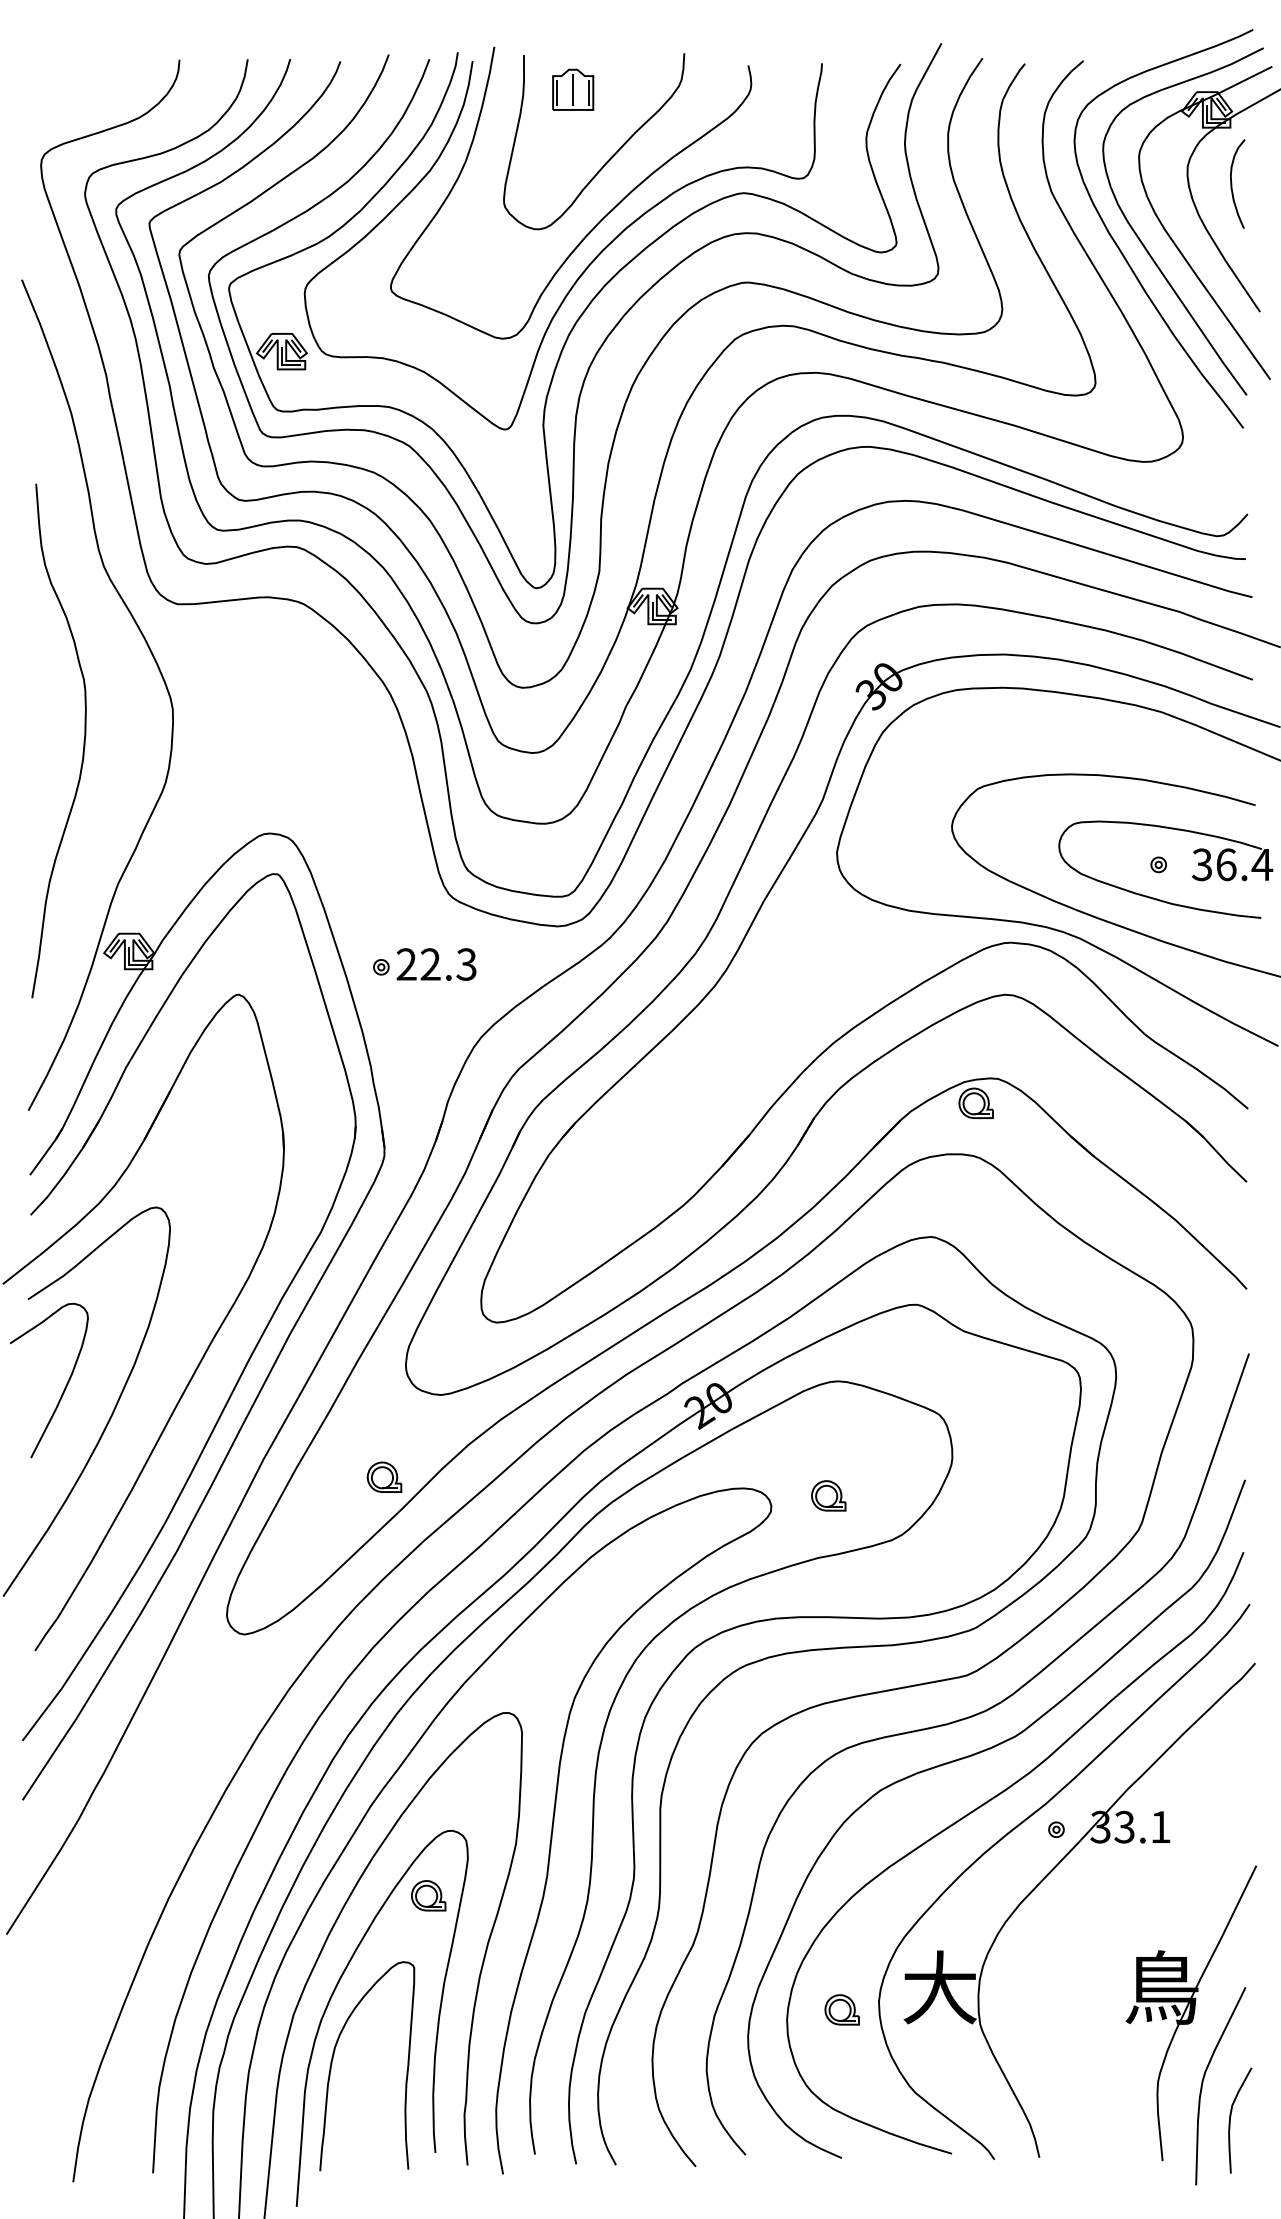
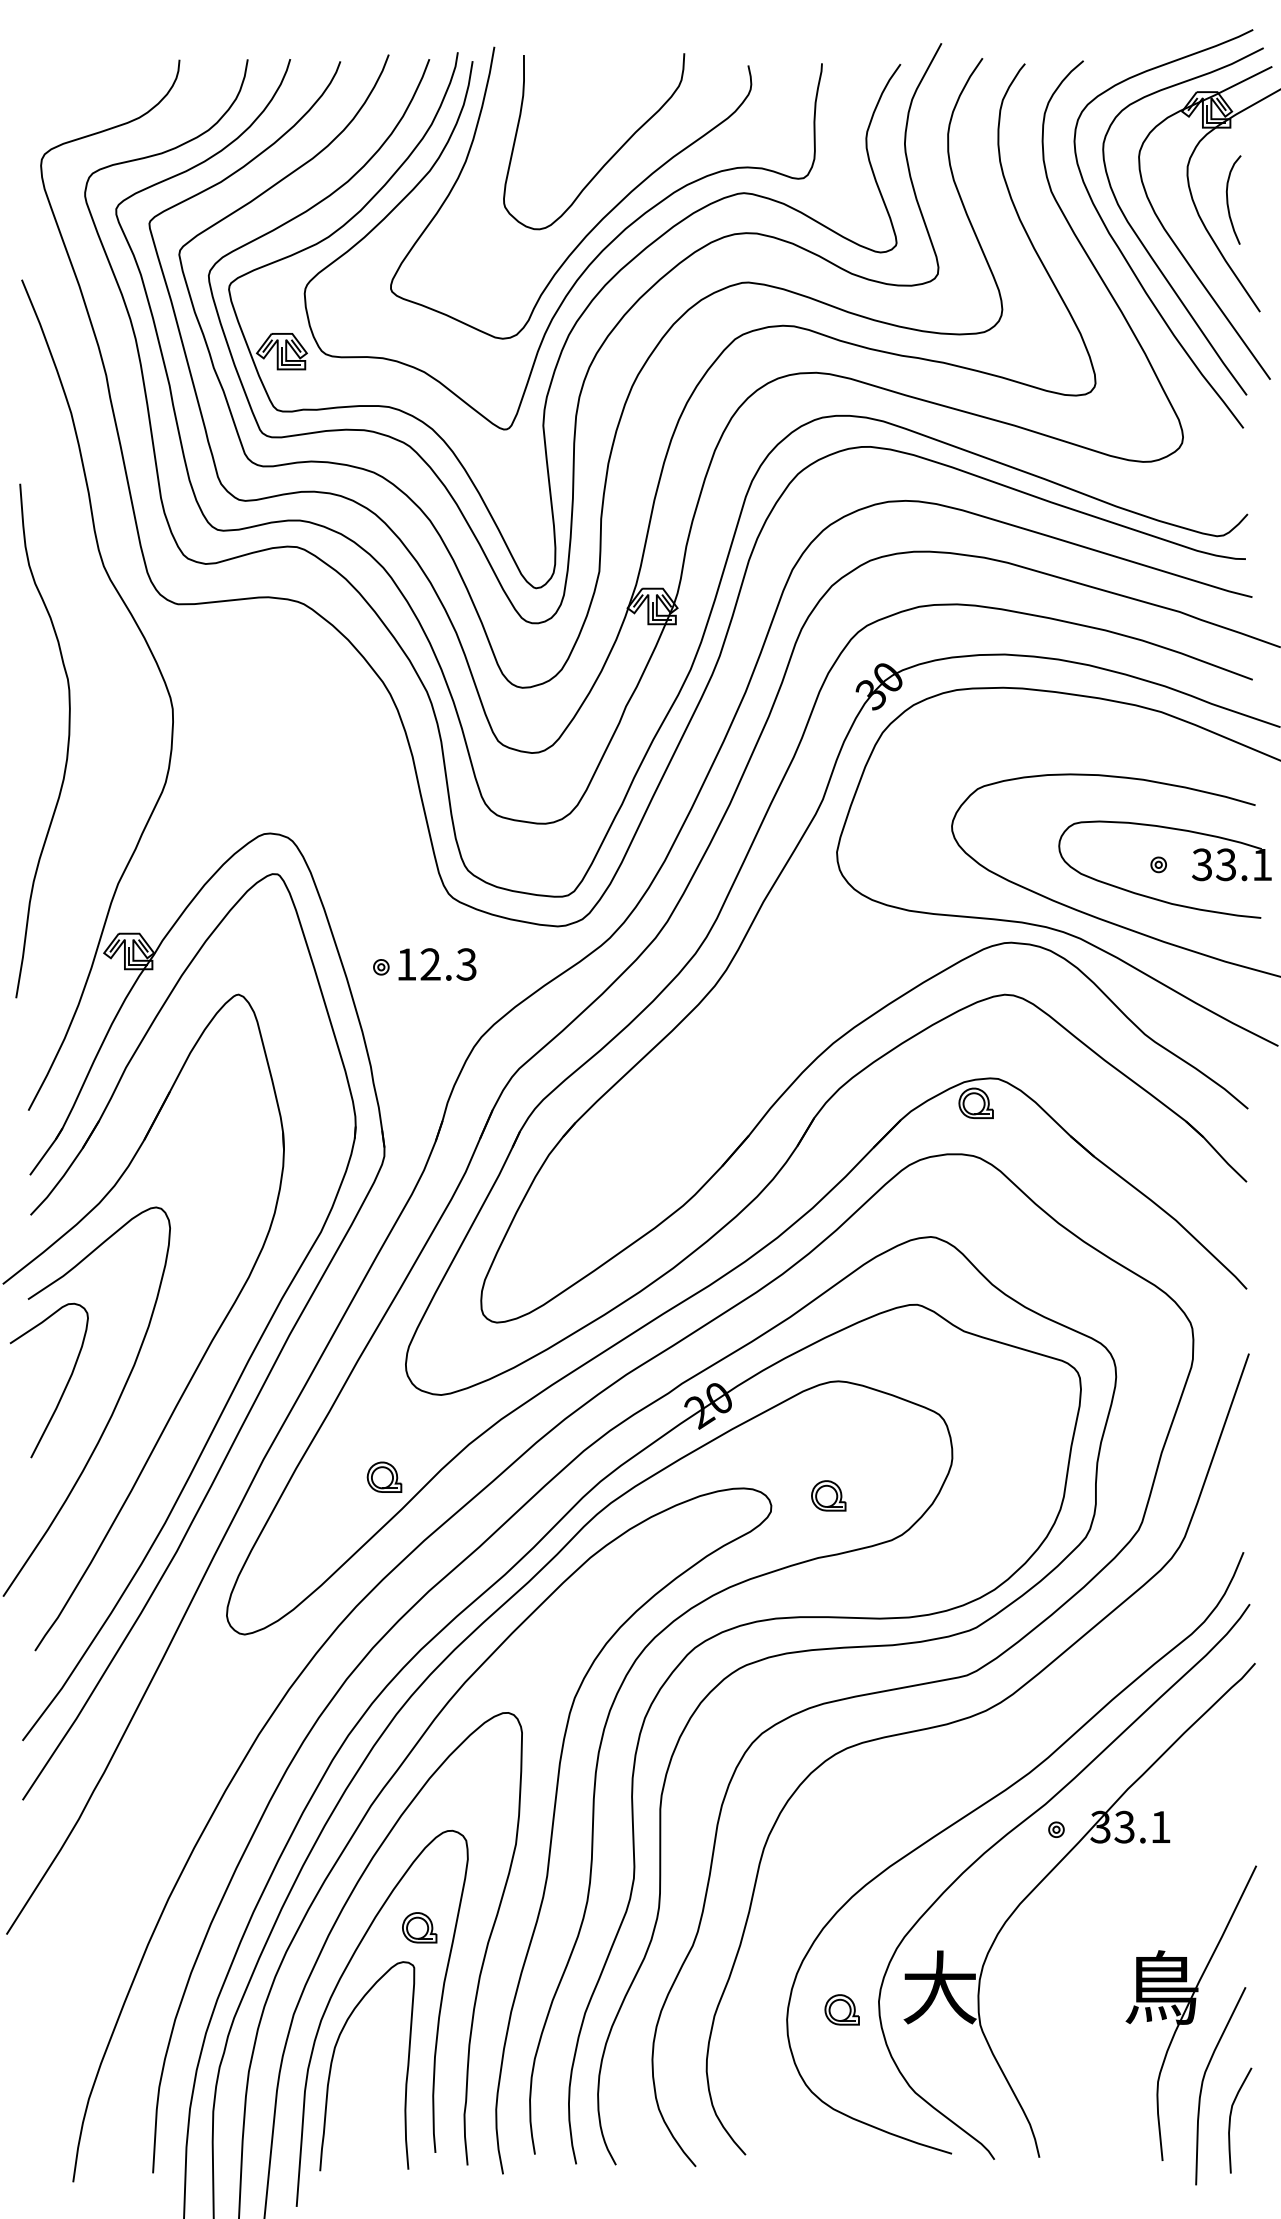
part: present -> none (573, 89)
curve position: (1232, 183) -> (1228, 199) (1228, 199)
curve position: (83, 740) -> (67, 740) (67, 740)
text: 36.4 -> 33.1 (1244, 864)
text: 22.3 -> 12.3 (406, 964)
curve: present -> none (972, 1756)
part position: (428, 1895) -> (419, 1927) (419, 1927)
